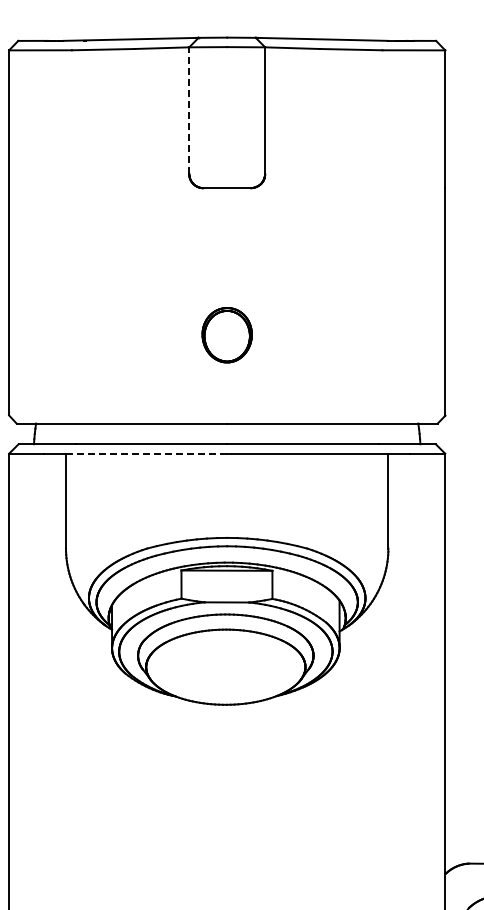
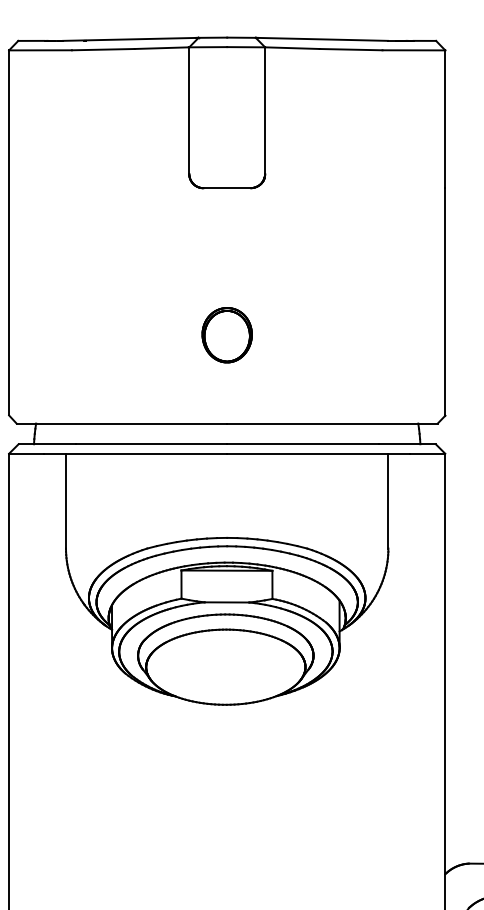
line: dashed -> solid (189, 110)
line: dashed -> solid (146, 453)
